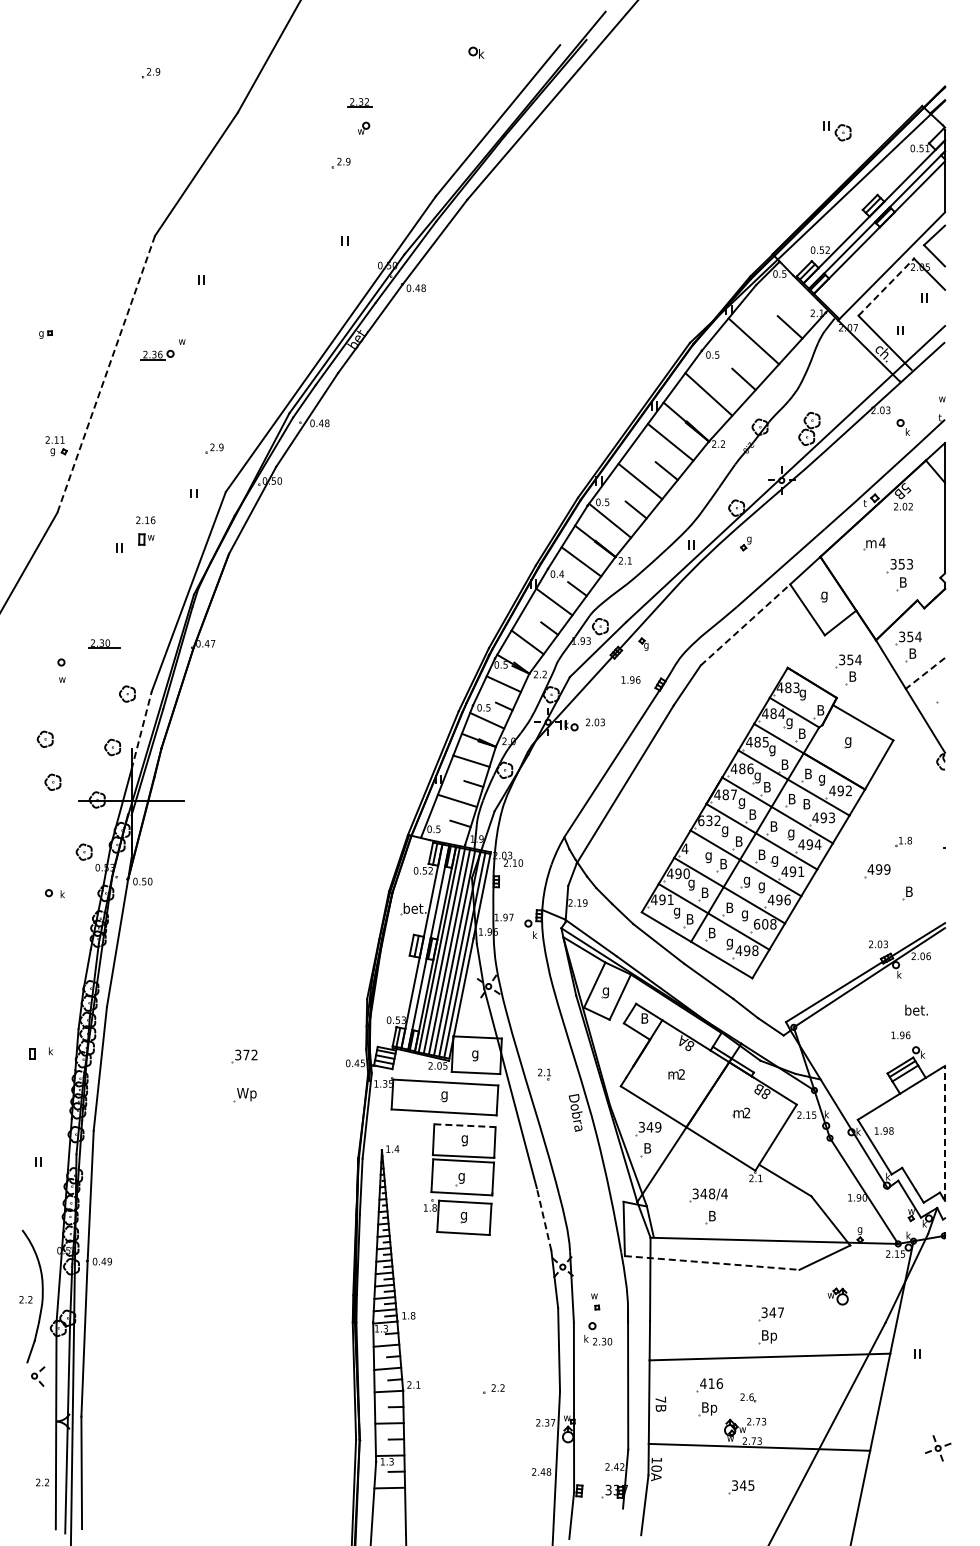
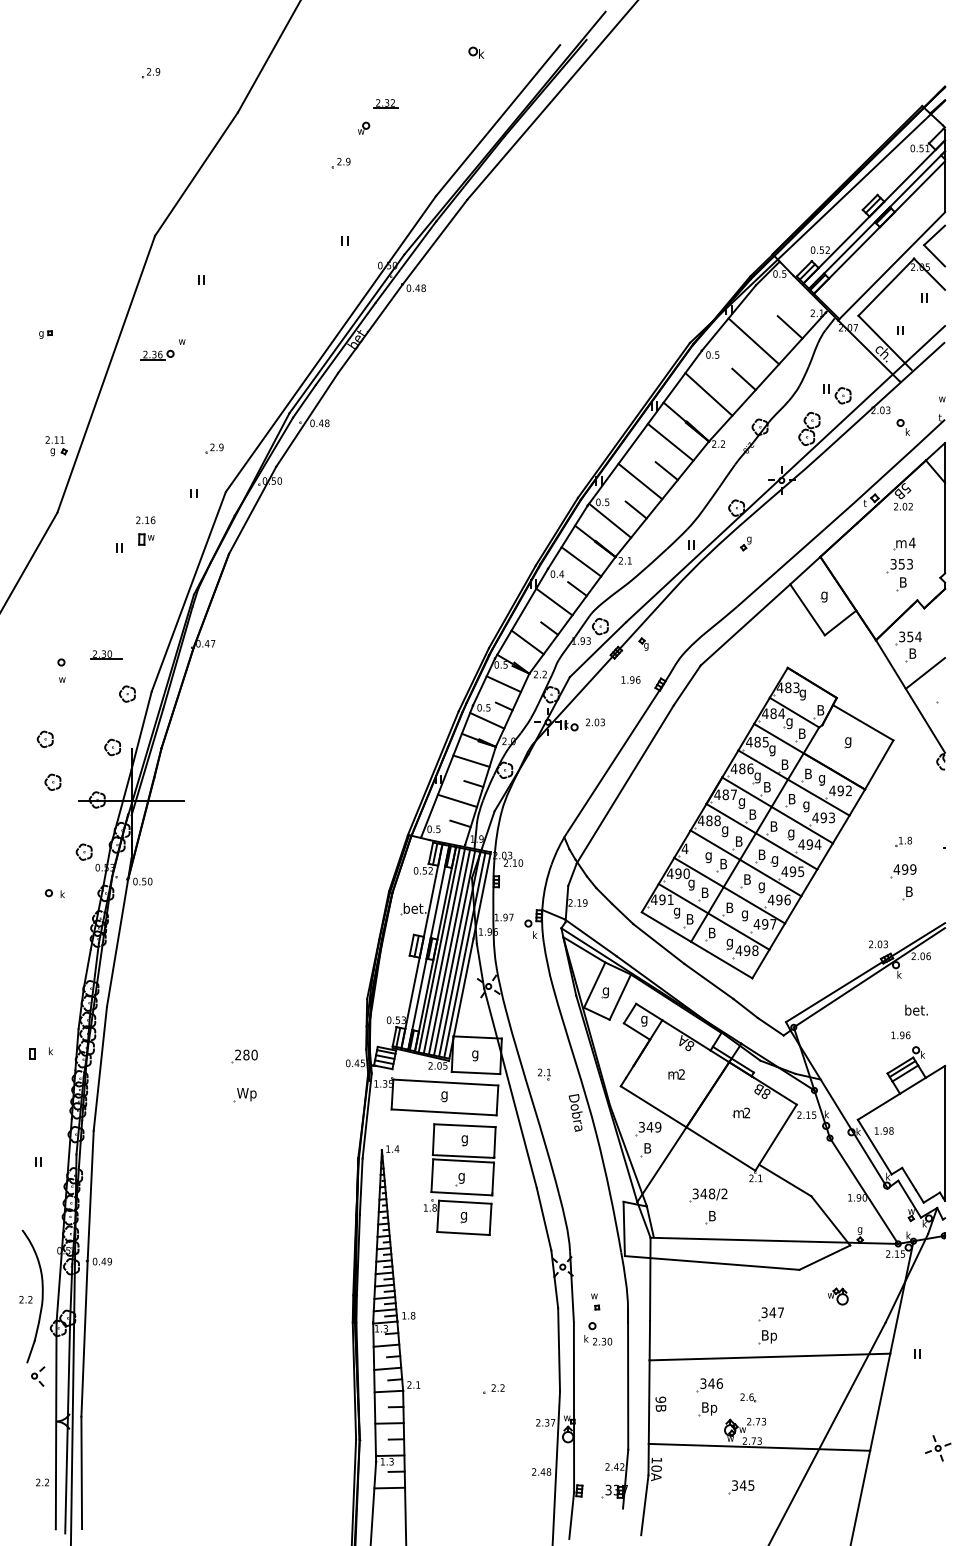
part position: (359, 102) -> (385, 103) (385, 103)
part position: (837, 131) -> (837, 394) (837, 394)
line: dashed -> solid (886, 287)
line: dashed -> solid (106, 374)
part position: (874, 543) -> (904, 543) (904, 543)
line: dashed -> solid (745, 624)
part position: (104, 643) -> (106, 654) (106, 654)
part: present -> none (848, 669)
line: dashed -> solid (925, 673)
line: dashed -> solid (141, 730)
text: B -> g (806, 805)
text: 632 -> 488 (708, 820)
text: 491 -> 495 (801, 871)
part position: (877, 871) -> (903, 871) (903, 871)
text: g -> B (746, 880)
text: 608 -> 497 (764, 924)
text: B -> g (644, 1019)
text: 372 -> 280 (246, 1054)
line: dashed -> solid (464, 1125)
line: dashed -> solid (945, 1132)
text: 348/4 -> 348/2 (724, 1193)
line: dashed -> solid (544, 1218)
line: dashed -> solid (712, 1262)
text: 416 -> 346 (707, 1383)
text: 7B -> 9B (660, 1399)
